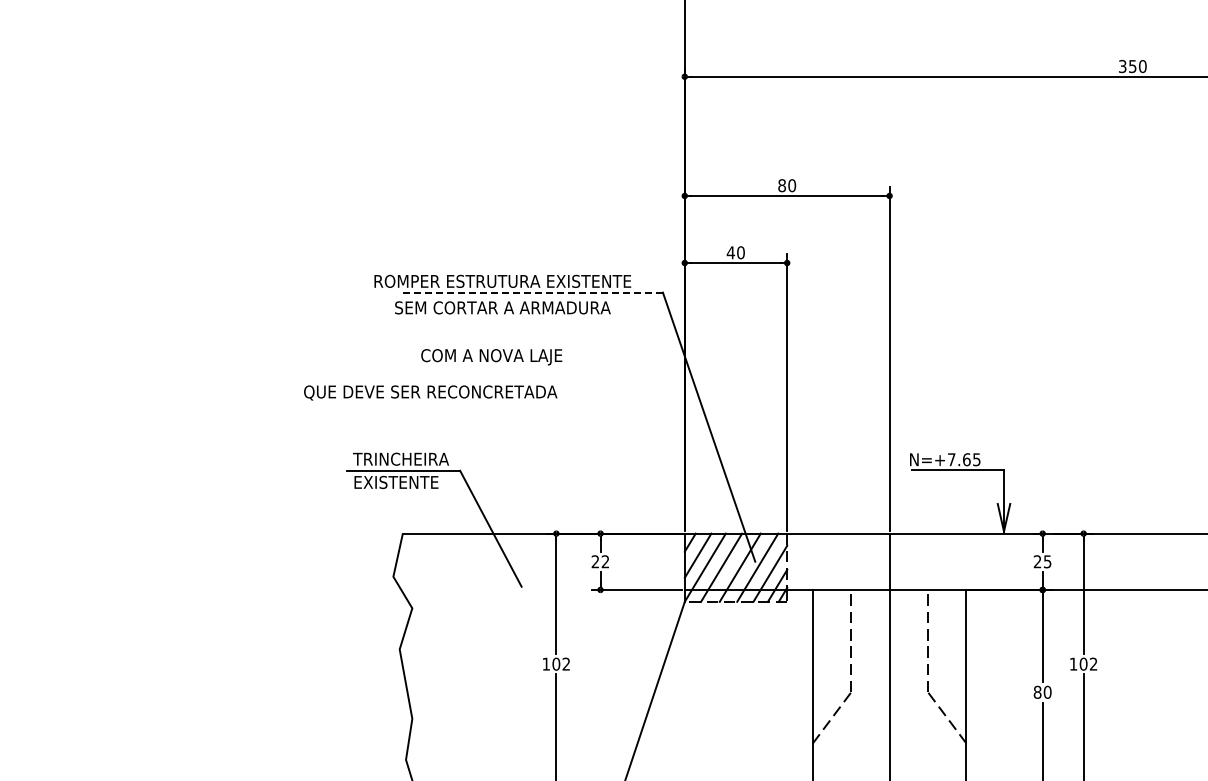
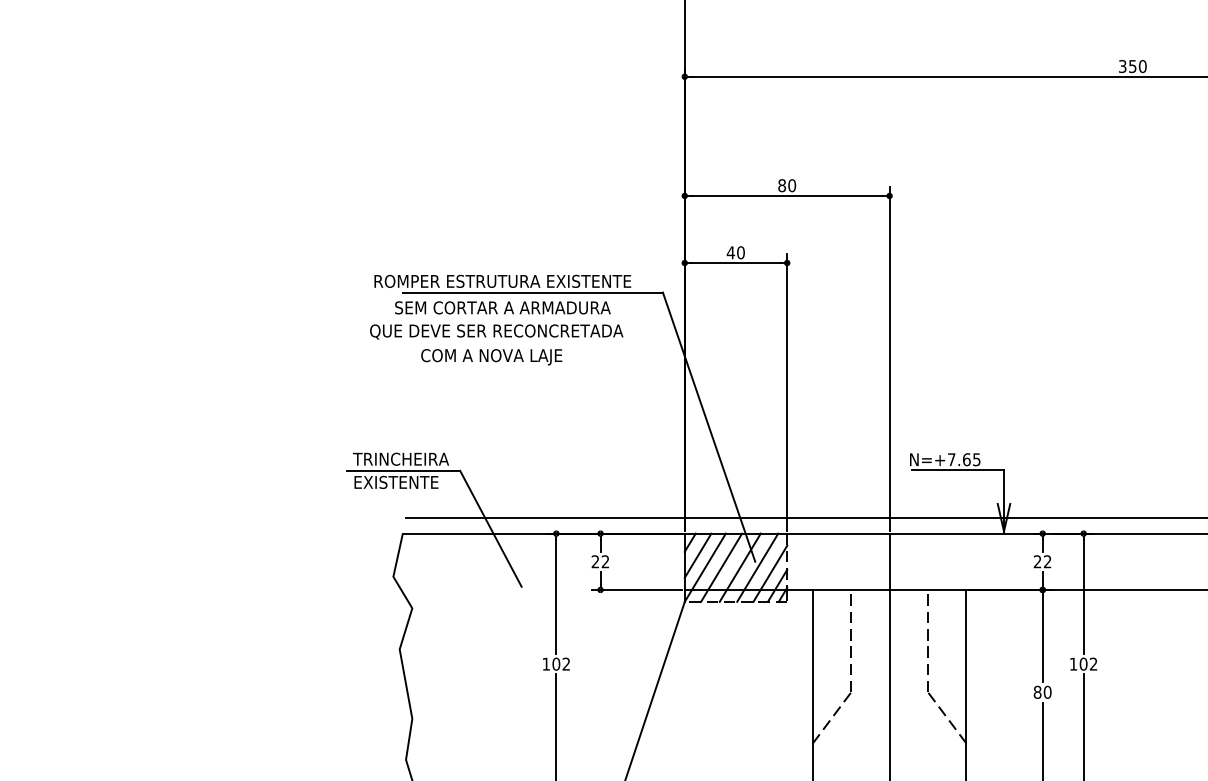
line: dashed -> solid (533, 292)
text position: (430, 392) -> (496, 331) (496, 331)
line: none -> present (805, 518)
text: 25 -> 22 (1047, 561)
